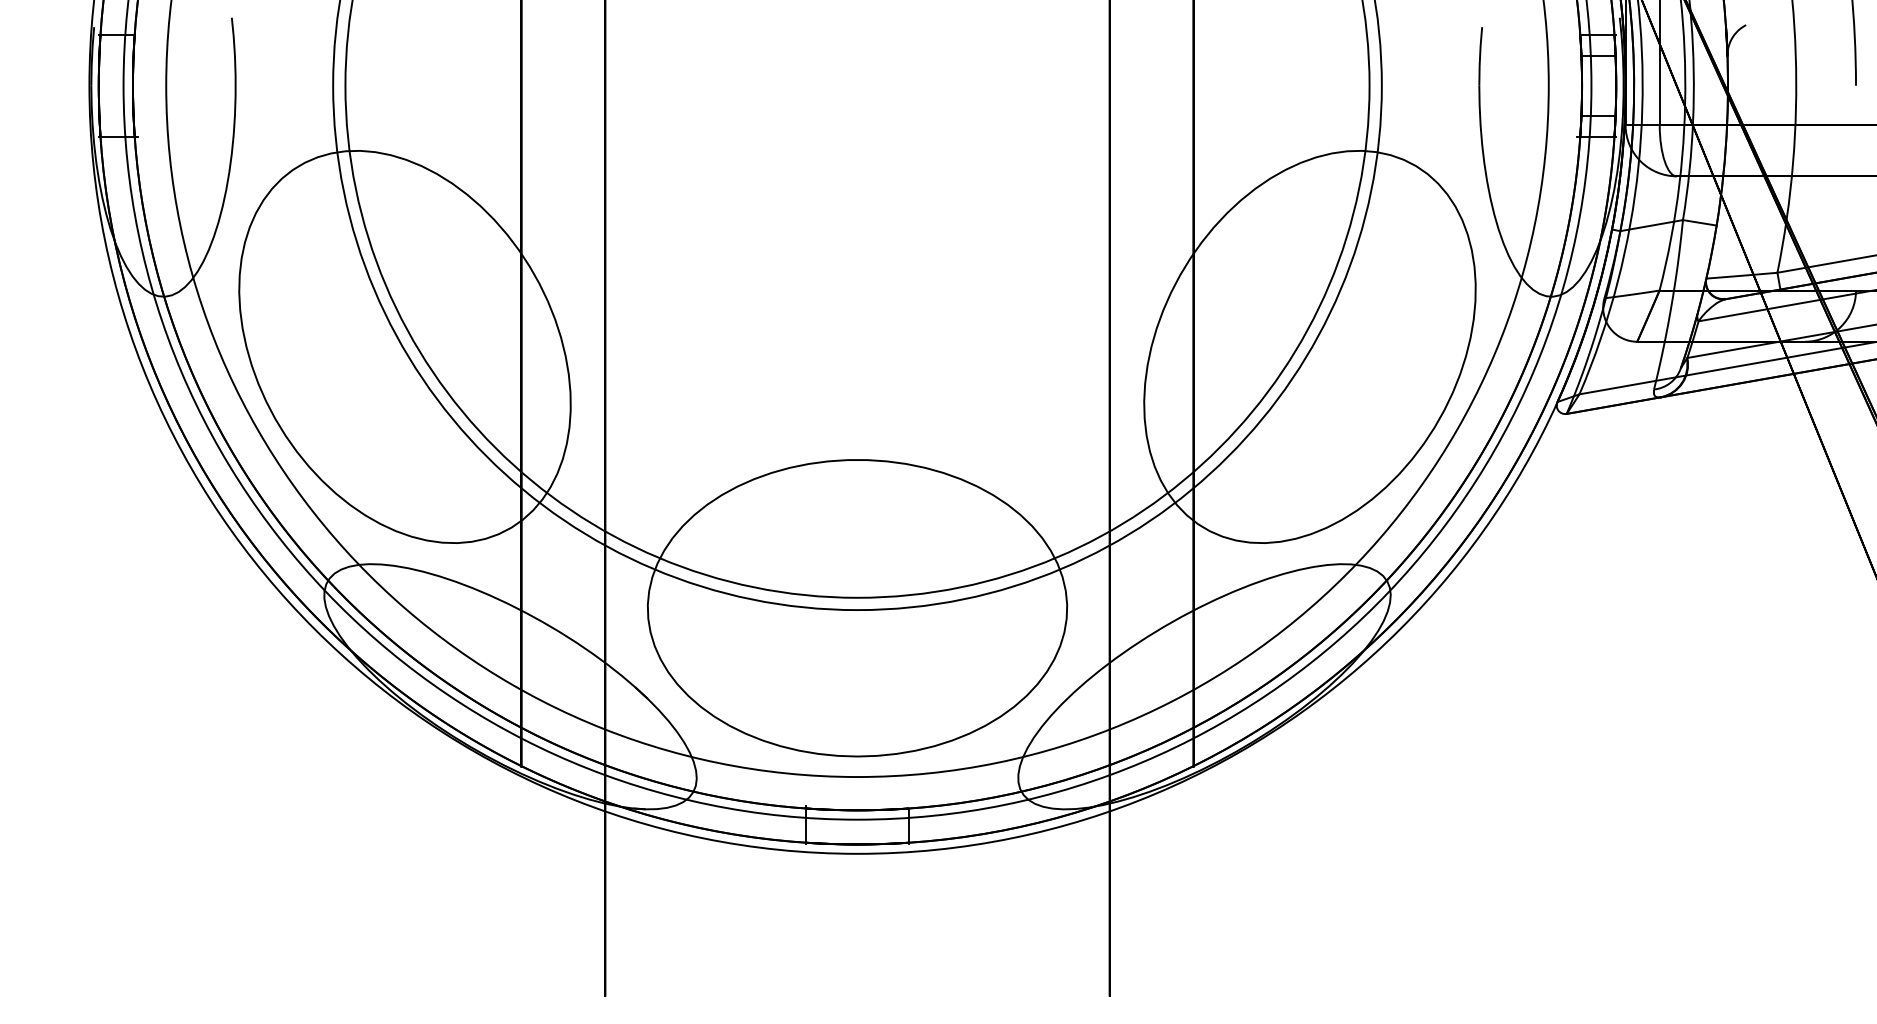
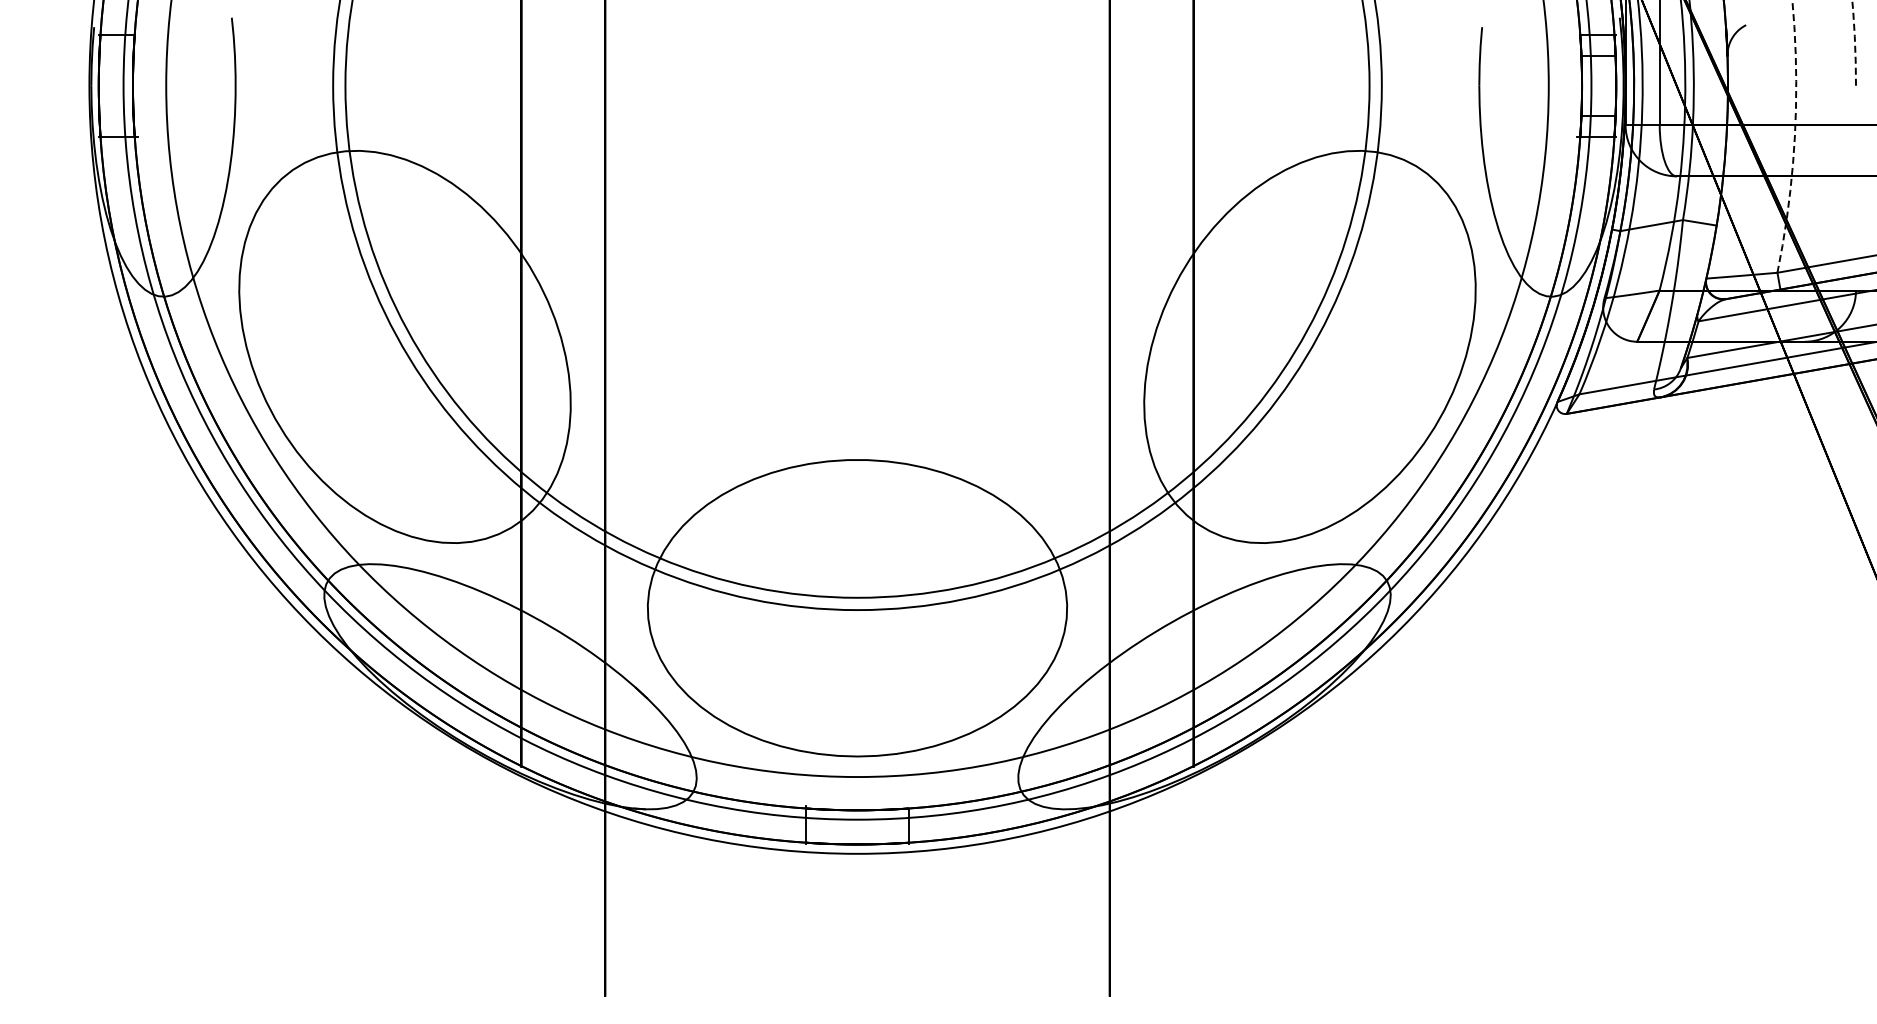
arc: solid -> dashed (1855, 42)
arc: solid -> dashed (1794, 135)
